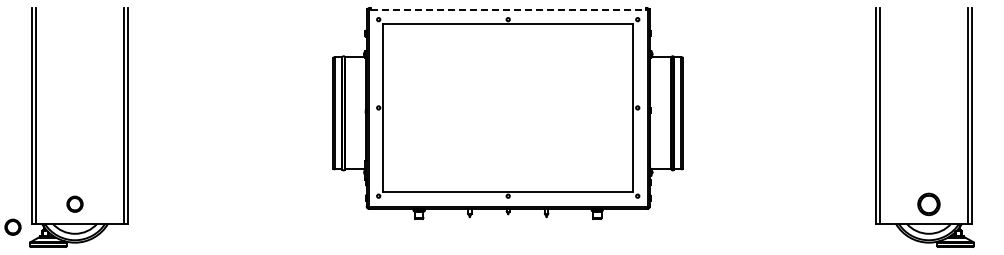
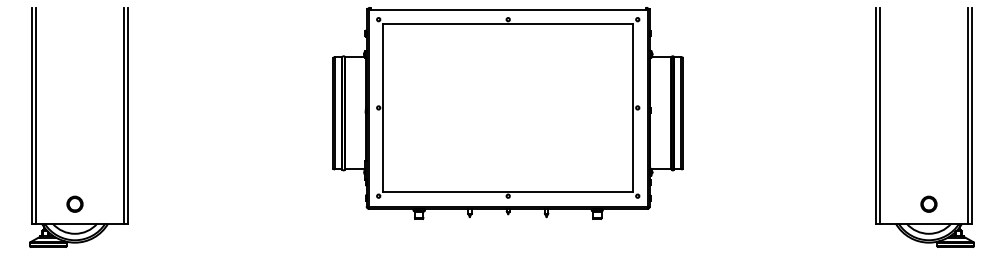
line: dashed -> solid (508, 9)
circle size: 24x25 px -> 18x18 px (928, 203)
circle: present -> none (12, 226)
